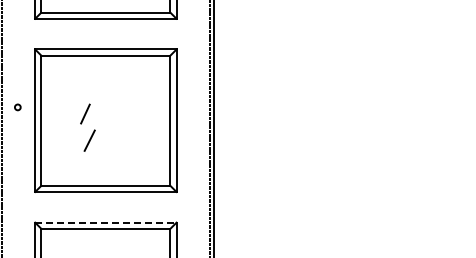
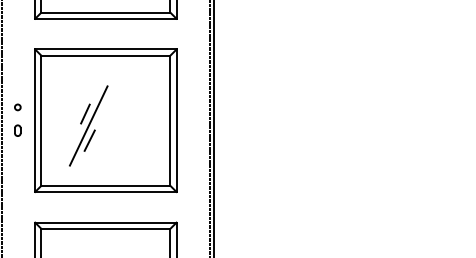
line: none -> present (88, 125)
part: none -> present (17, 130)
line: dashed -> solid (105, 222)
